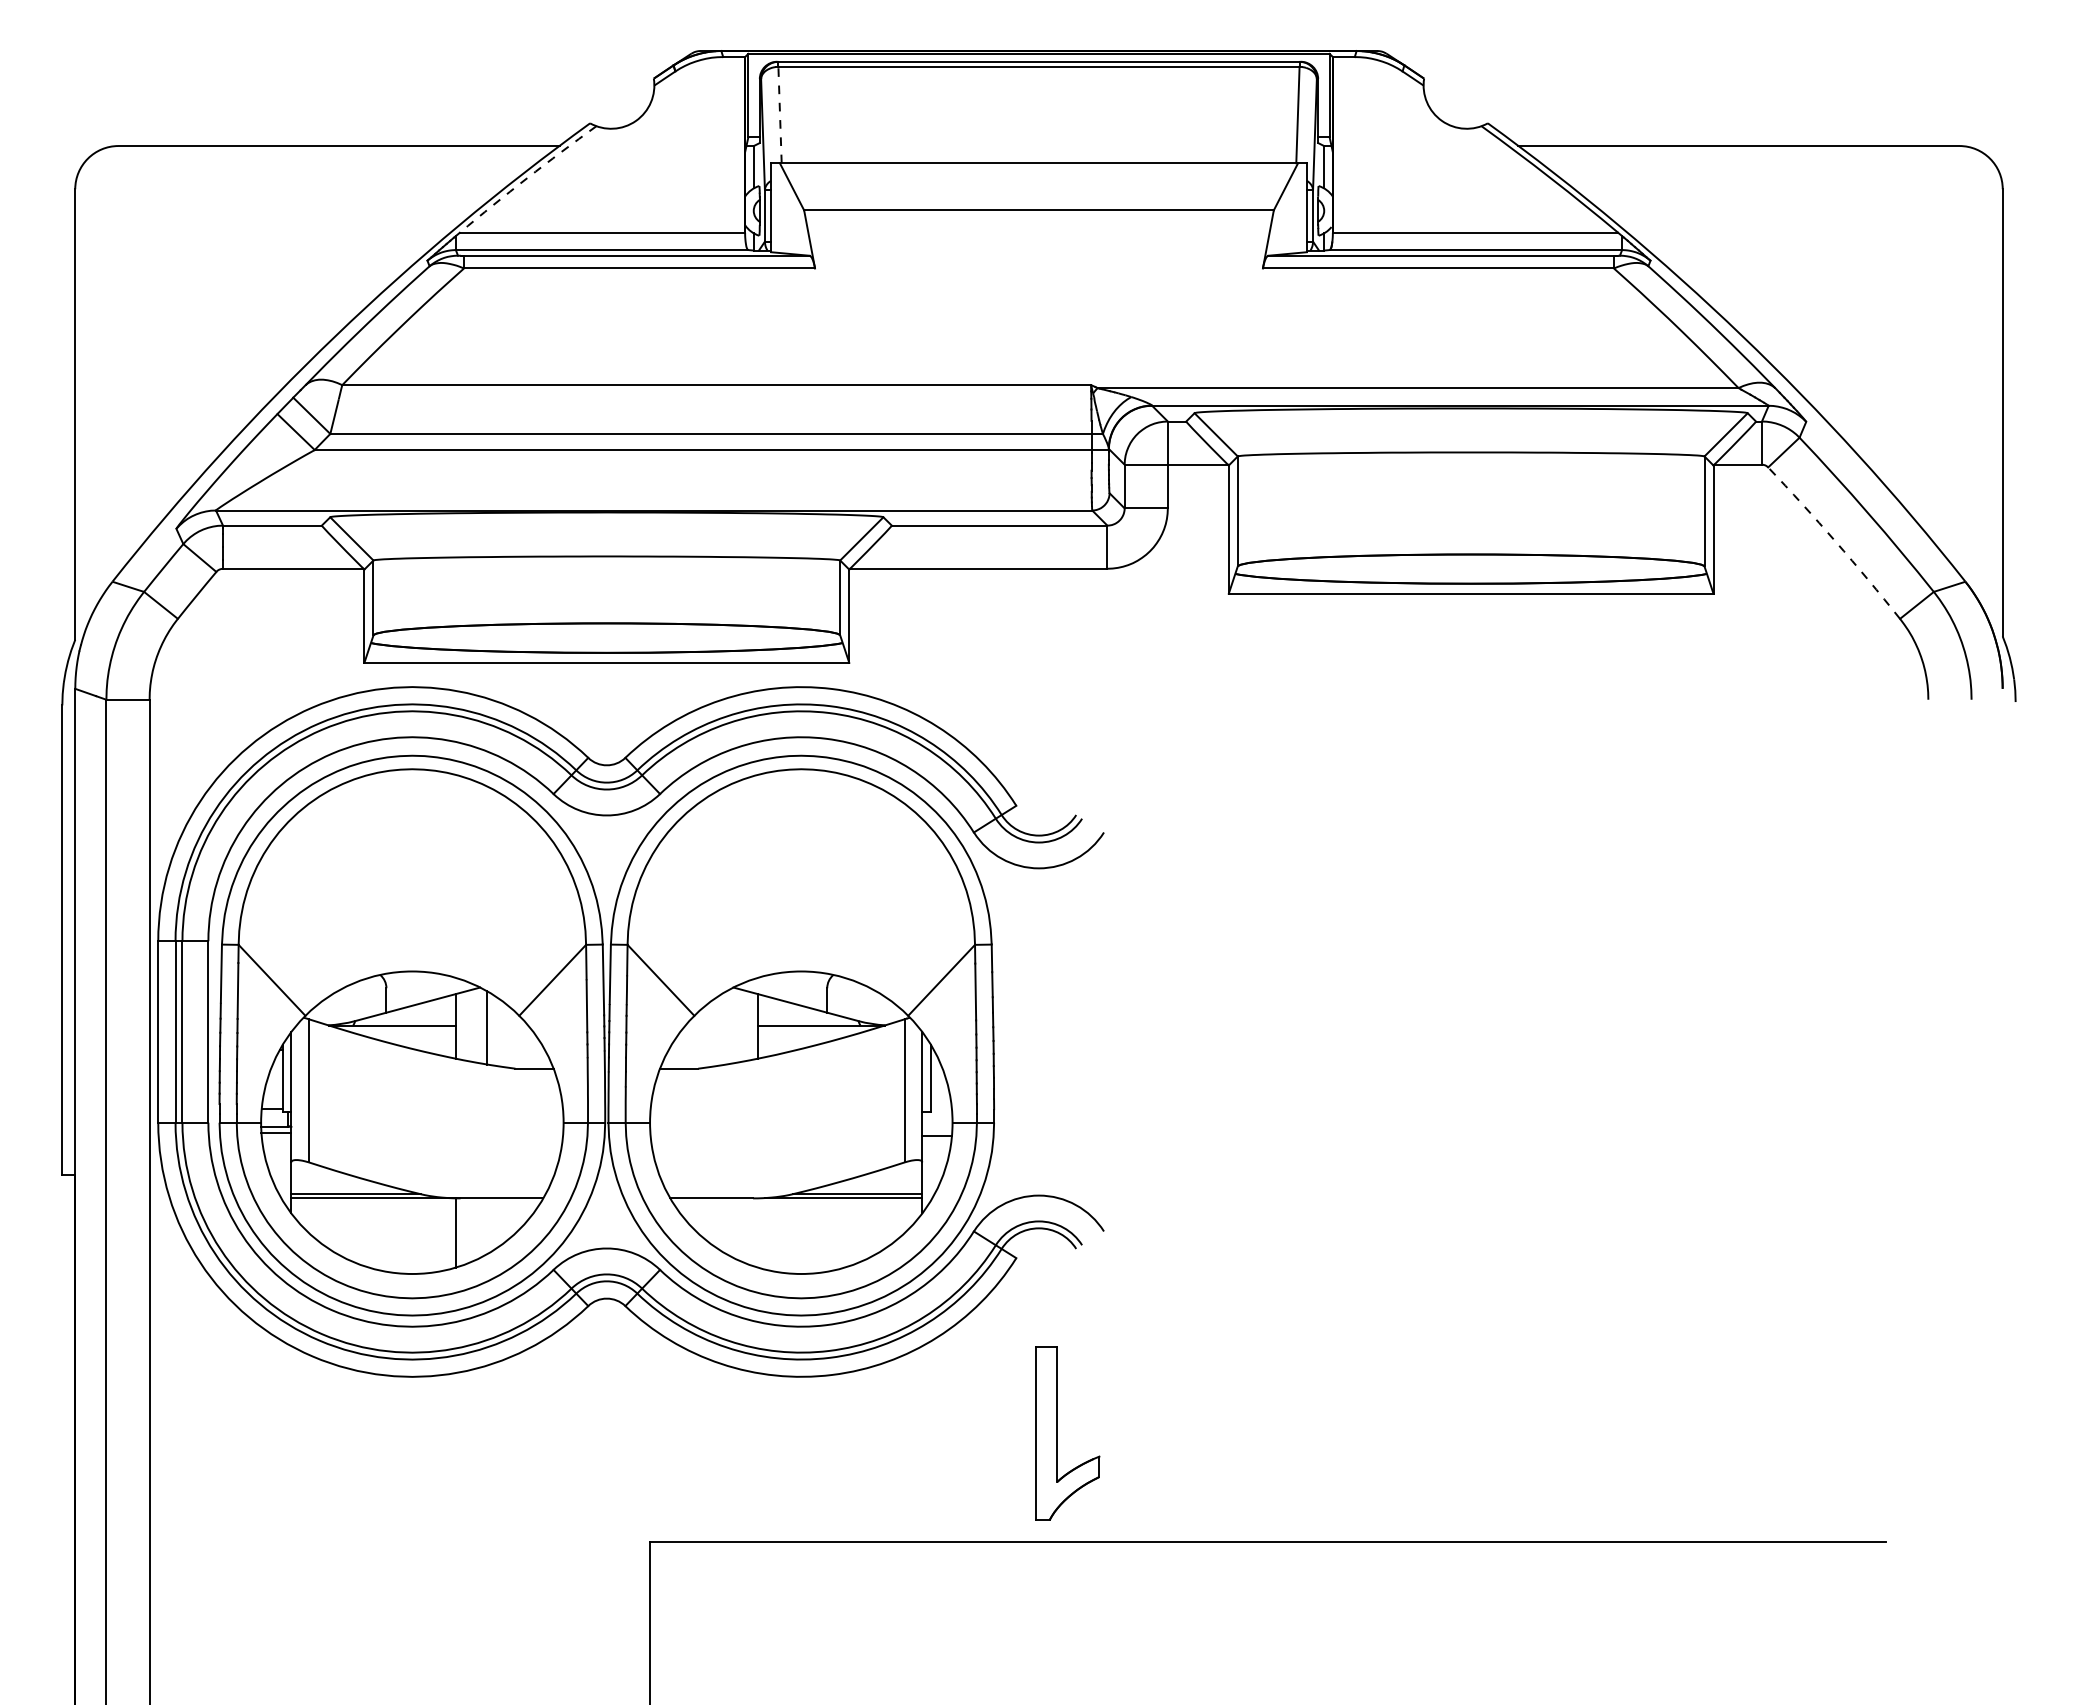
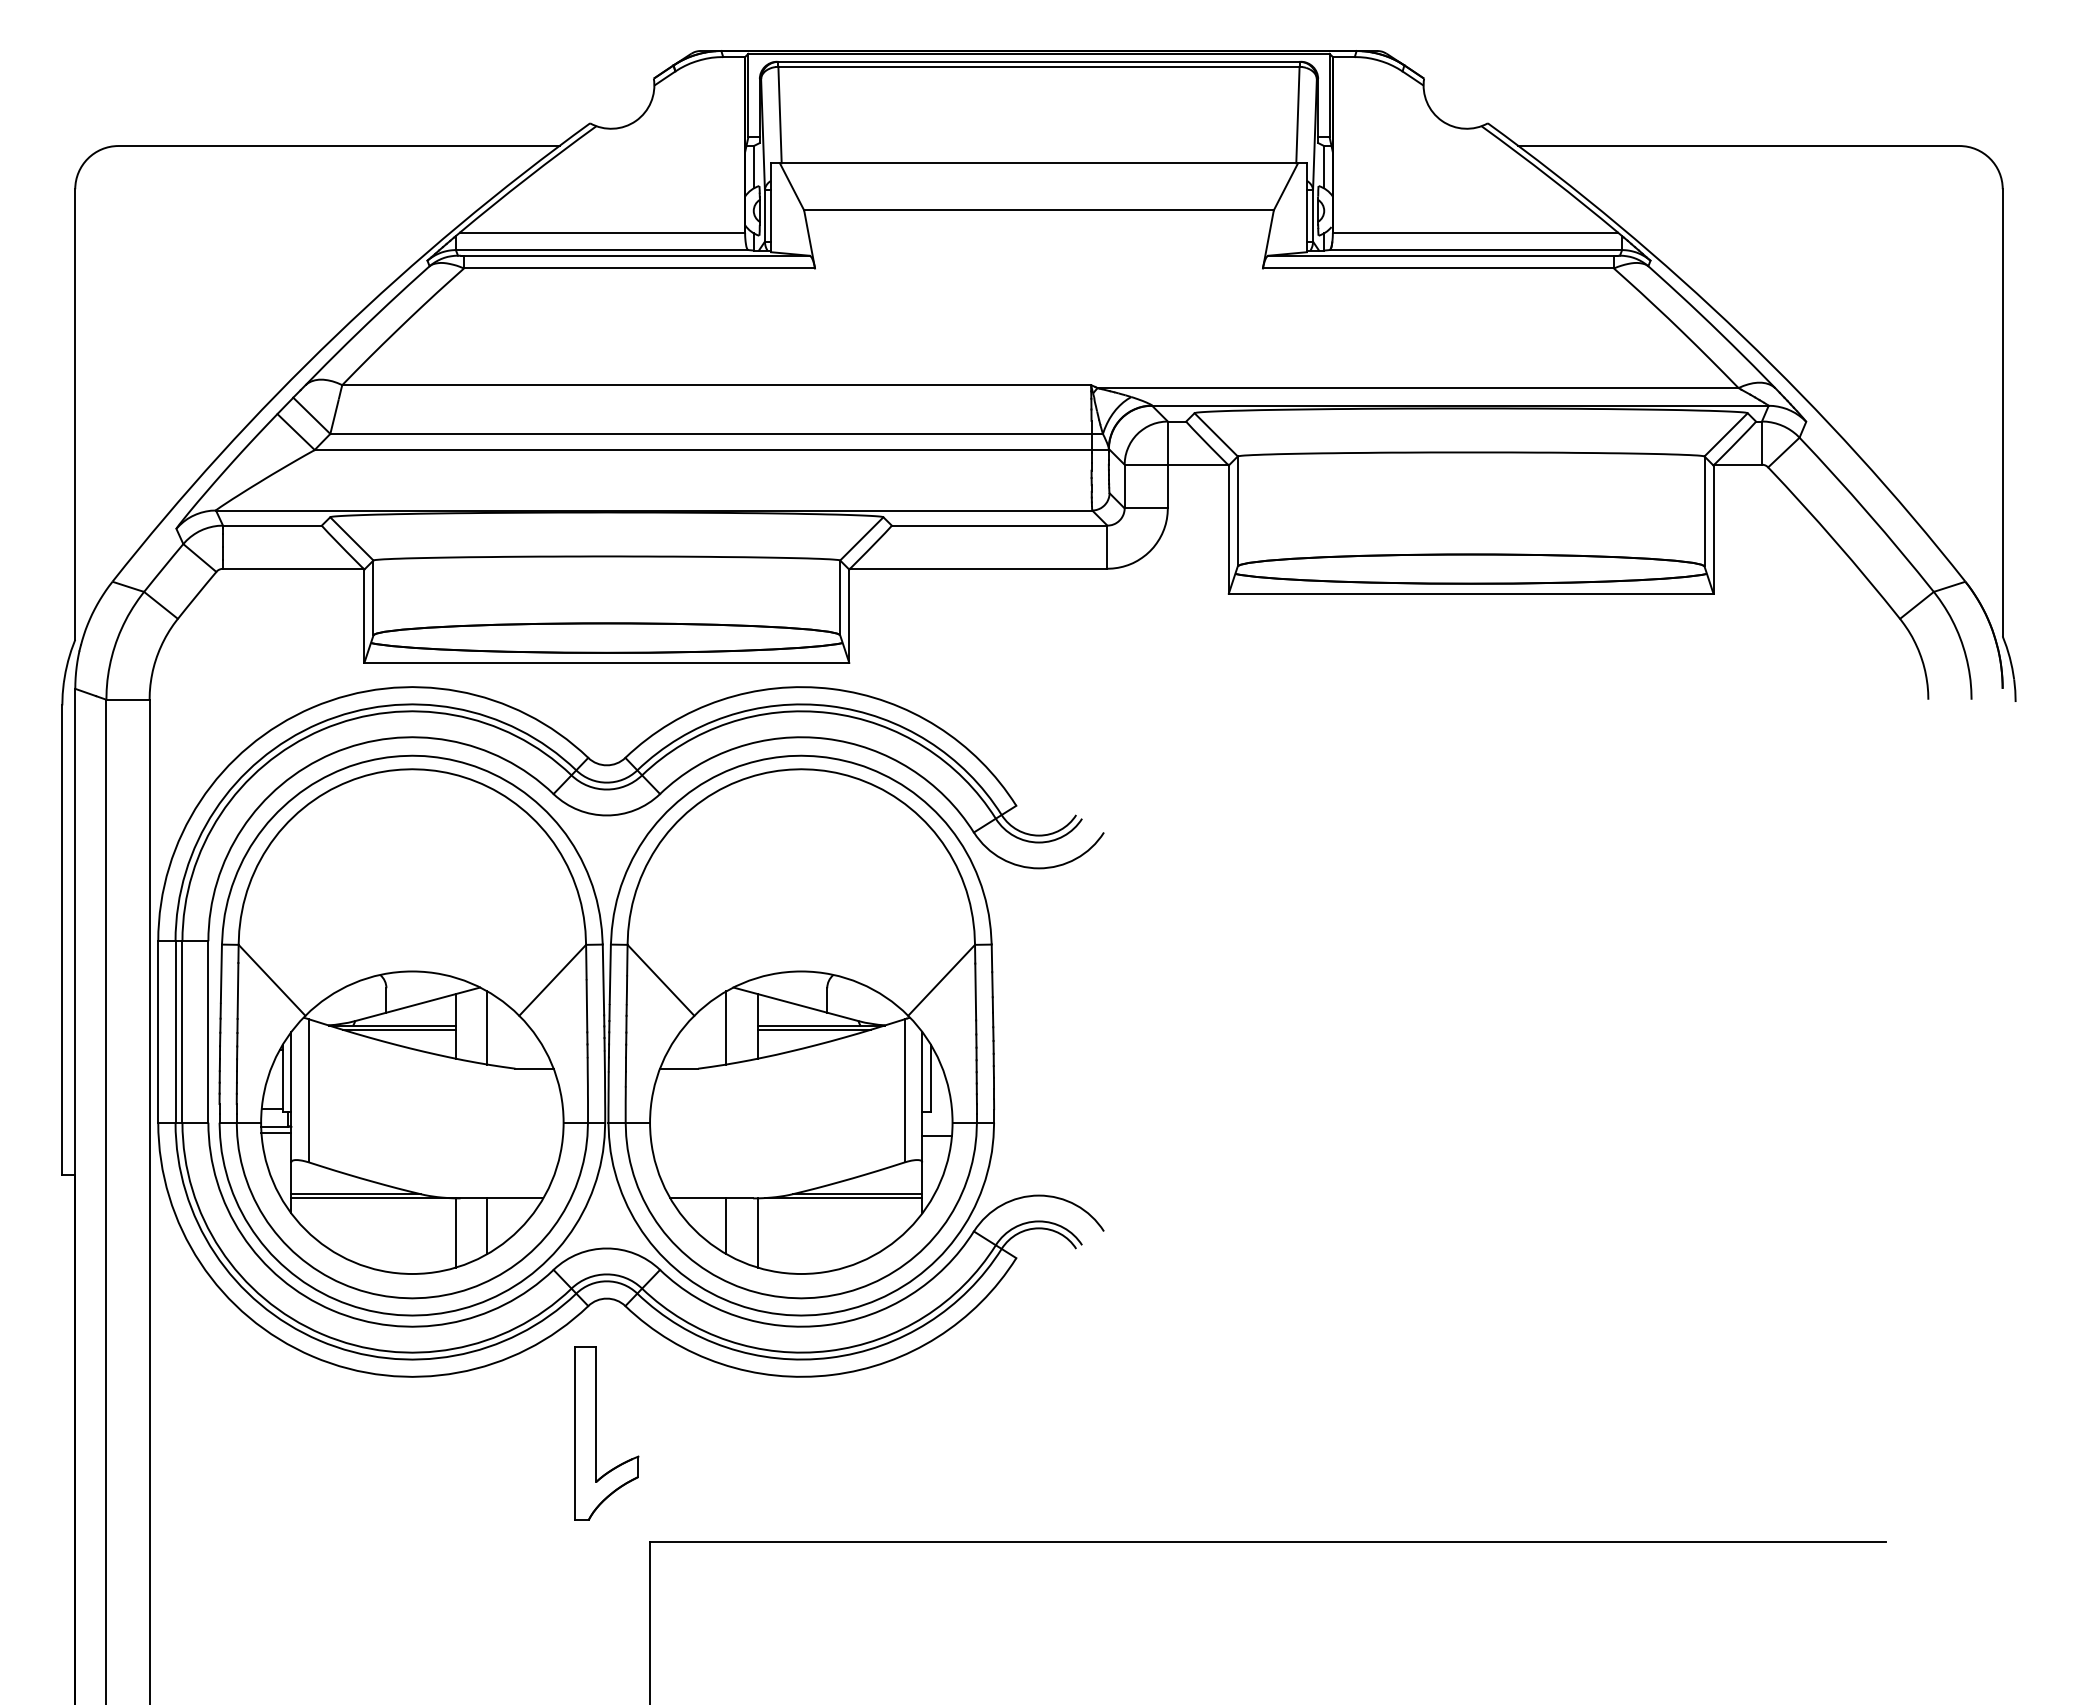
line: dashed -> solid (780, 114)
arc: dashed -> solid (527, 178)
arc: dashed -> solid (1835, 541)
line: none -> present (726, 1027)
line: none -> present (398, 1029)
line: none -> present (814, 1029)
line: none -> present (487, 1226)
line: none -> present (726, 1226)
line: none -> present (758, 1232)
part position: (1057, 1433) -> (596, 1433) (596, 1433)
